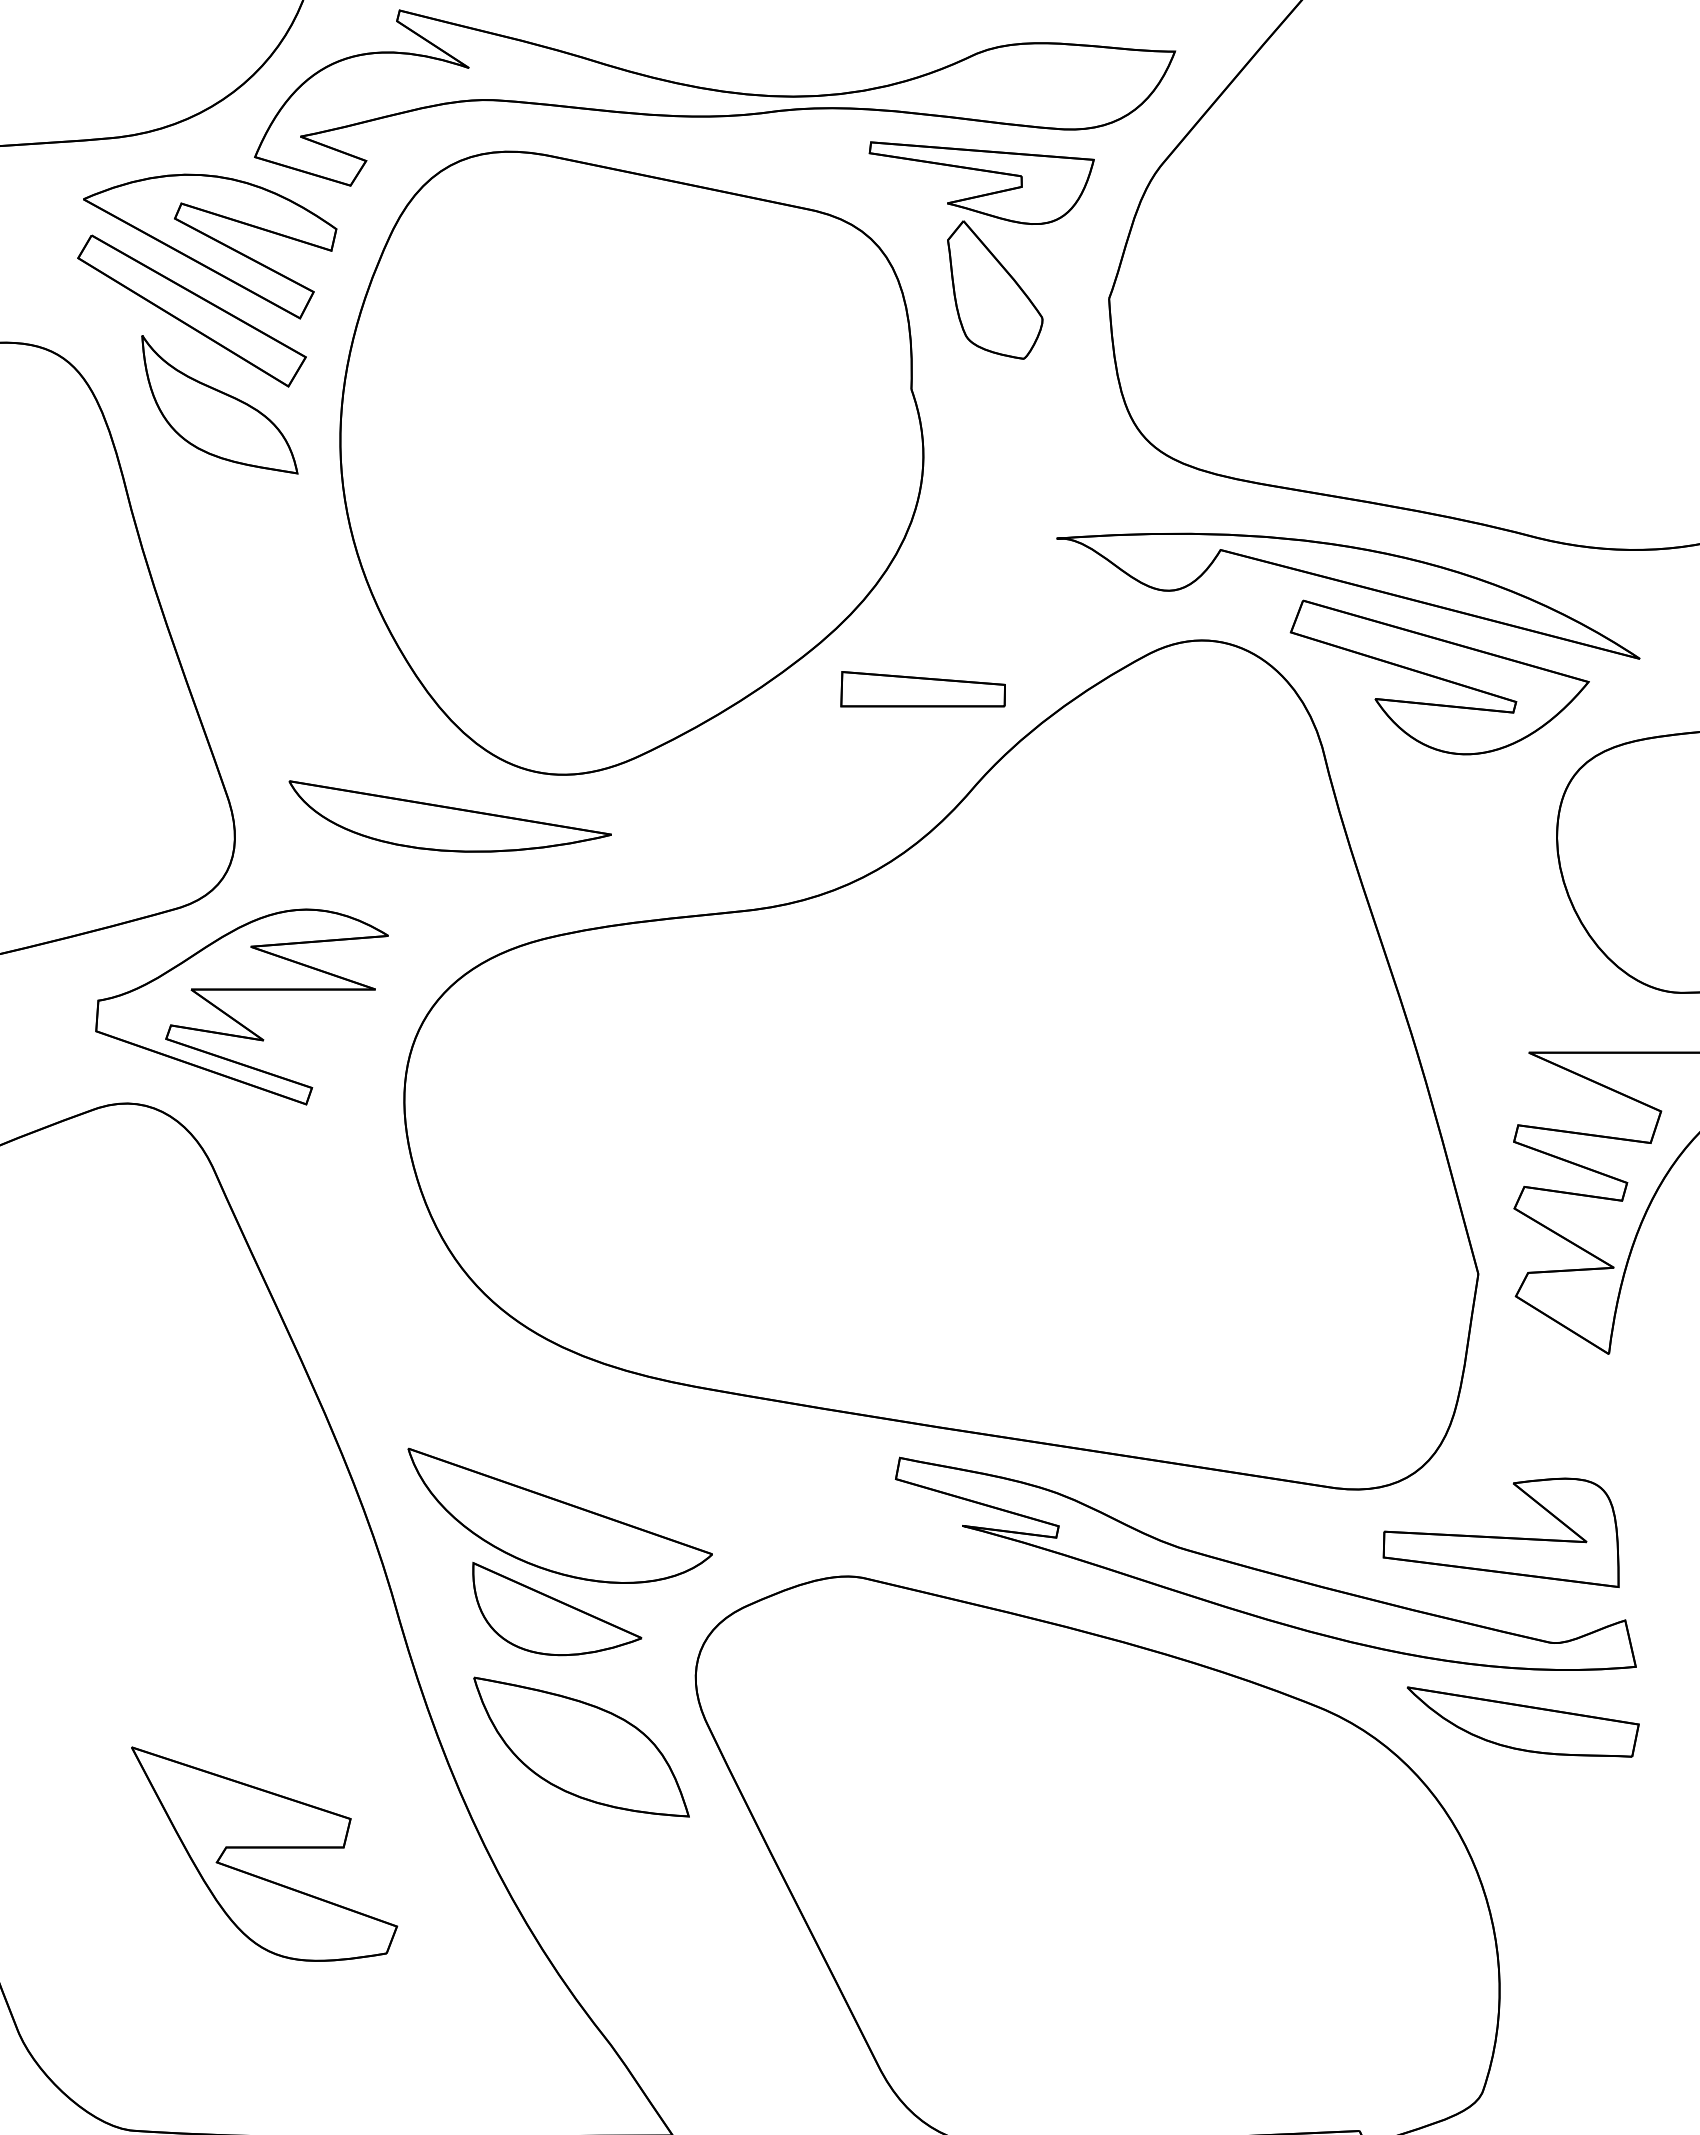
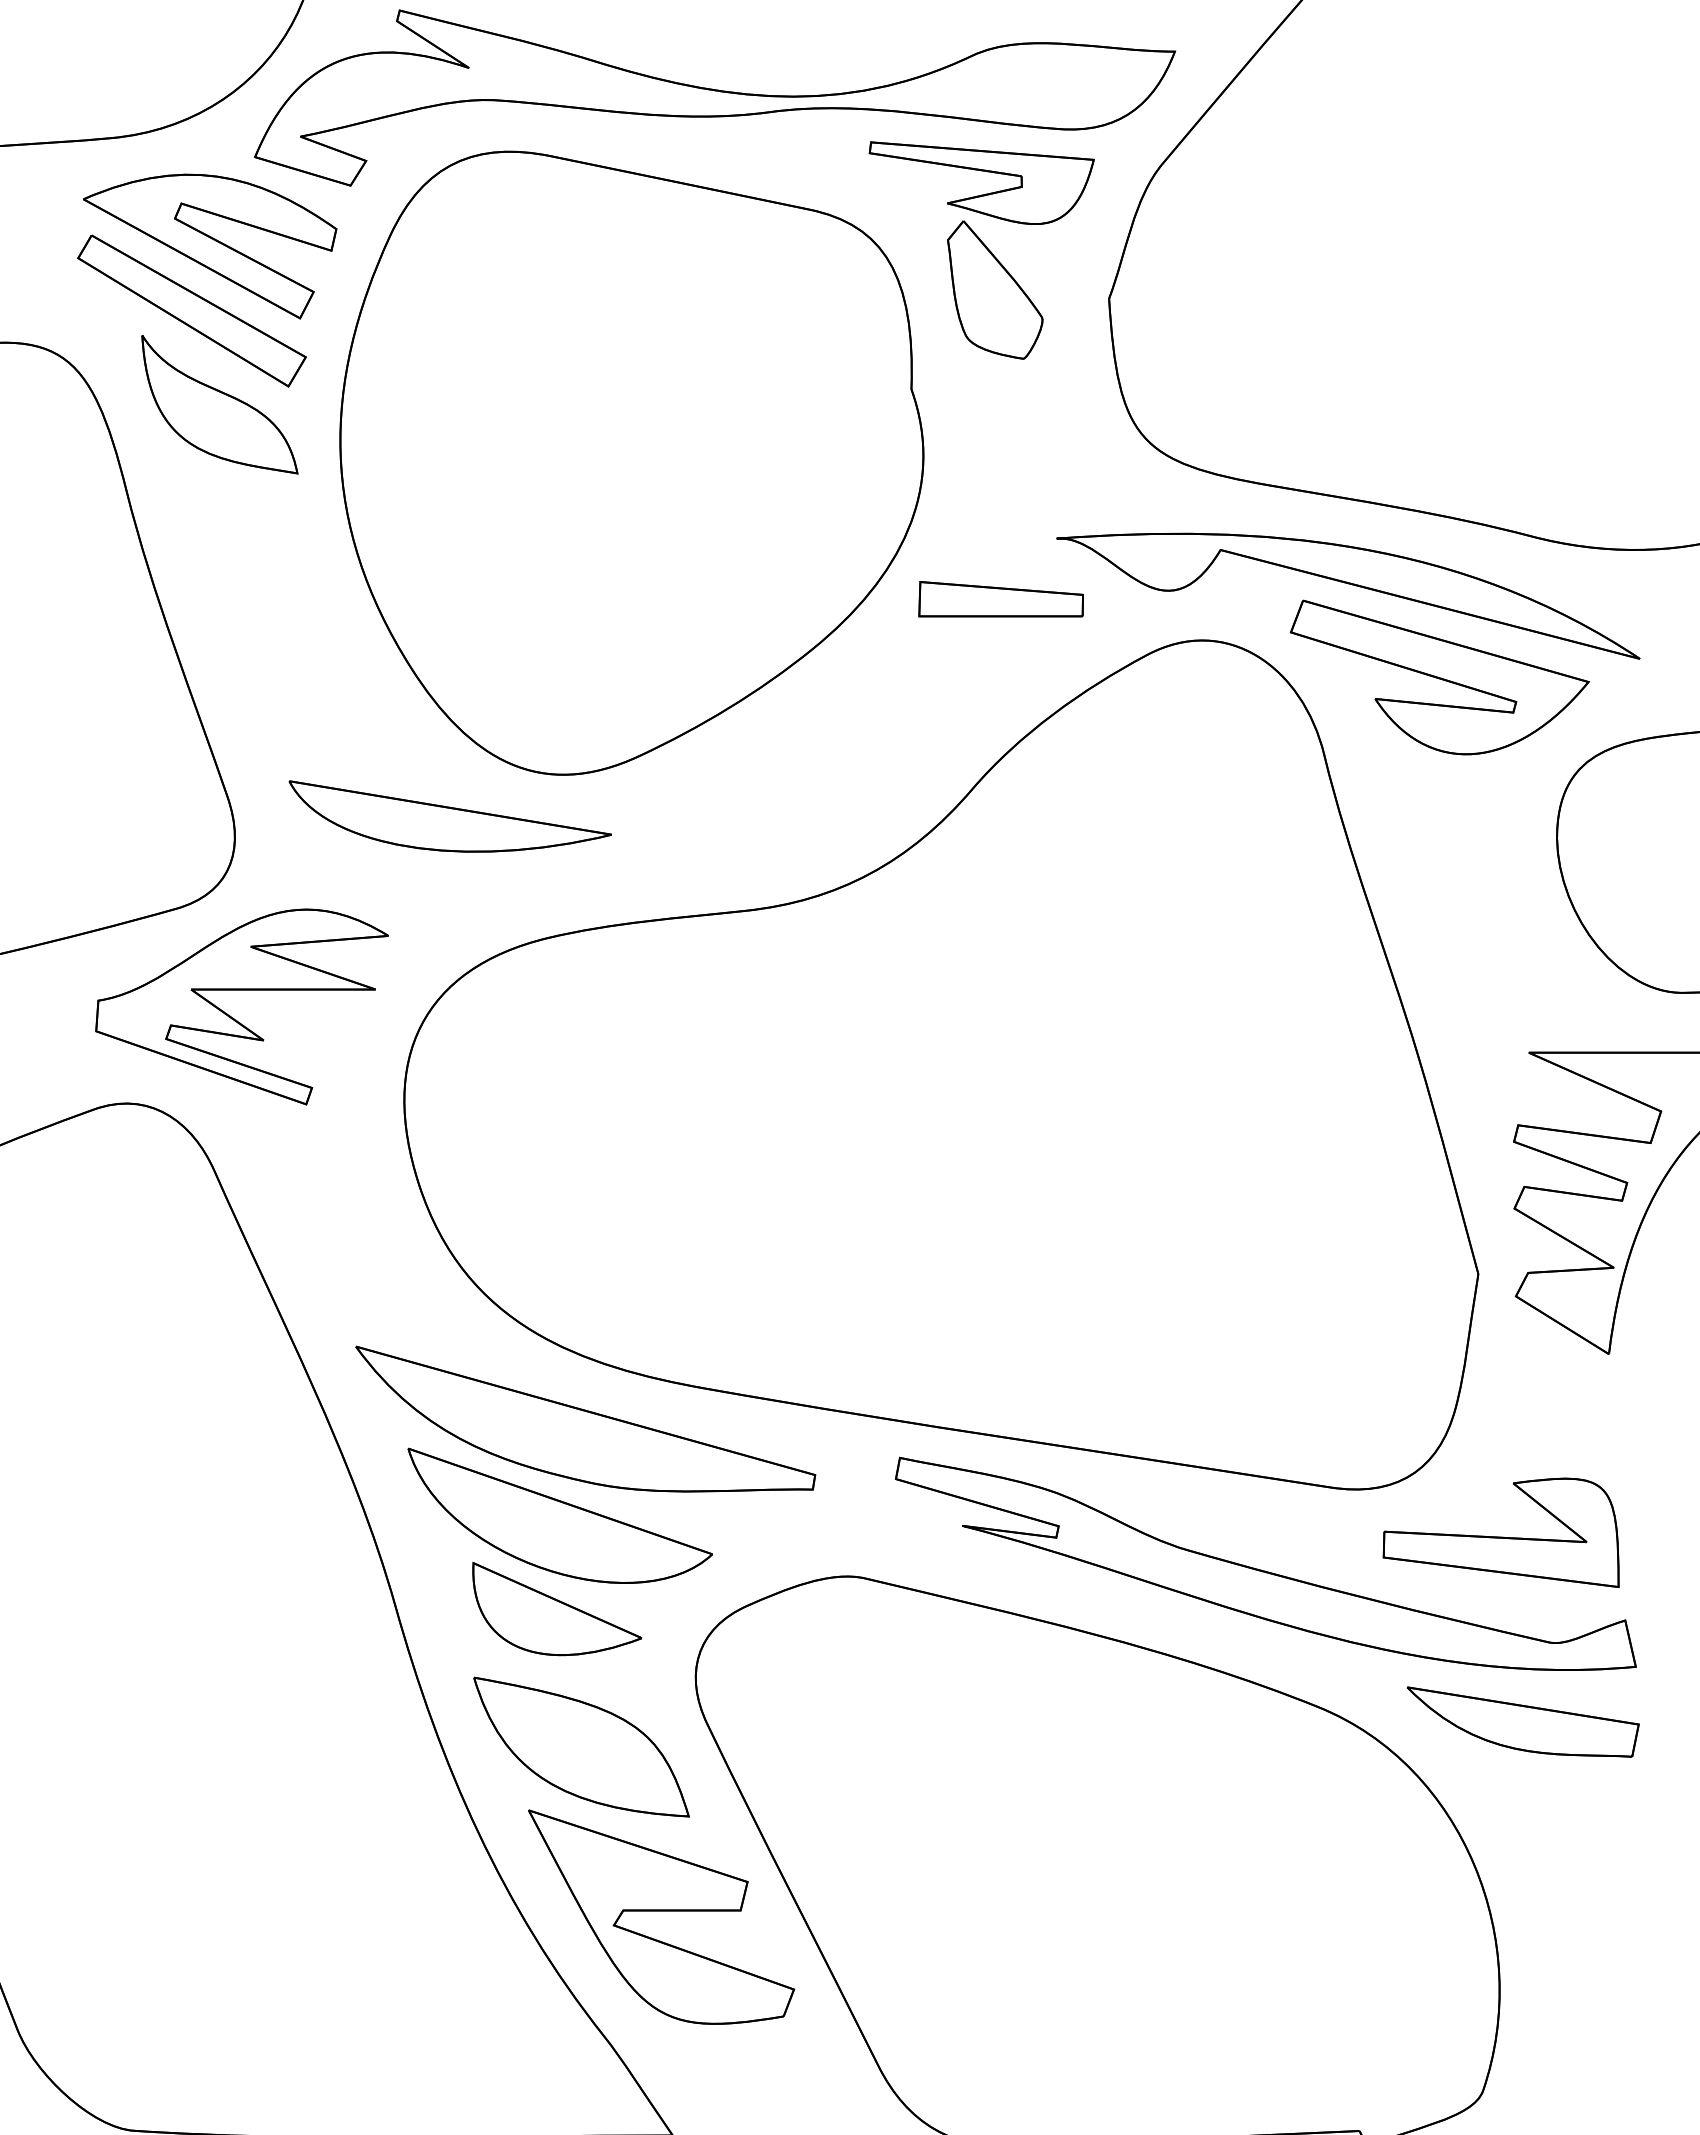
part position: (922, 689) -> (1000, 599) (1000, 599)
part: none -> present (585, 1418)
part position: (264, 1853) -> (661, 1916) (661, 1916)
